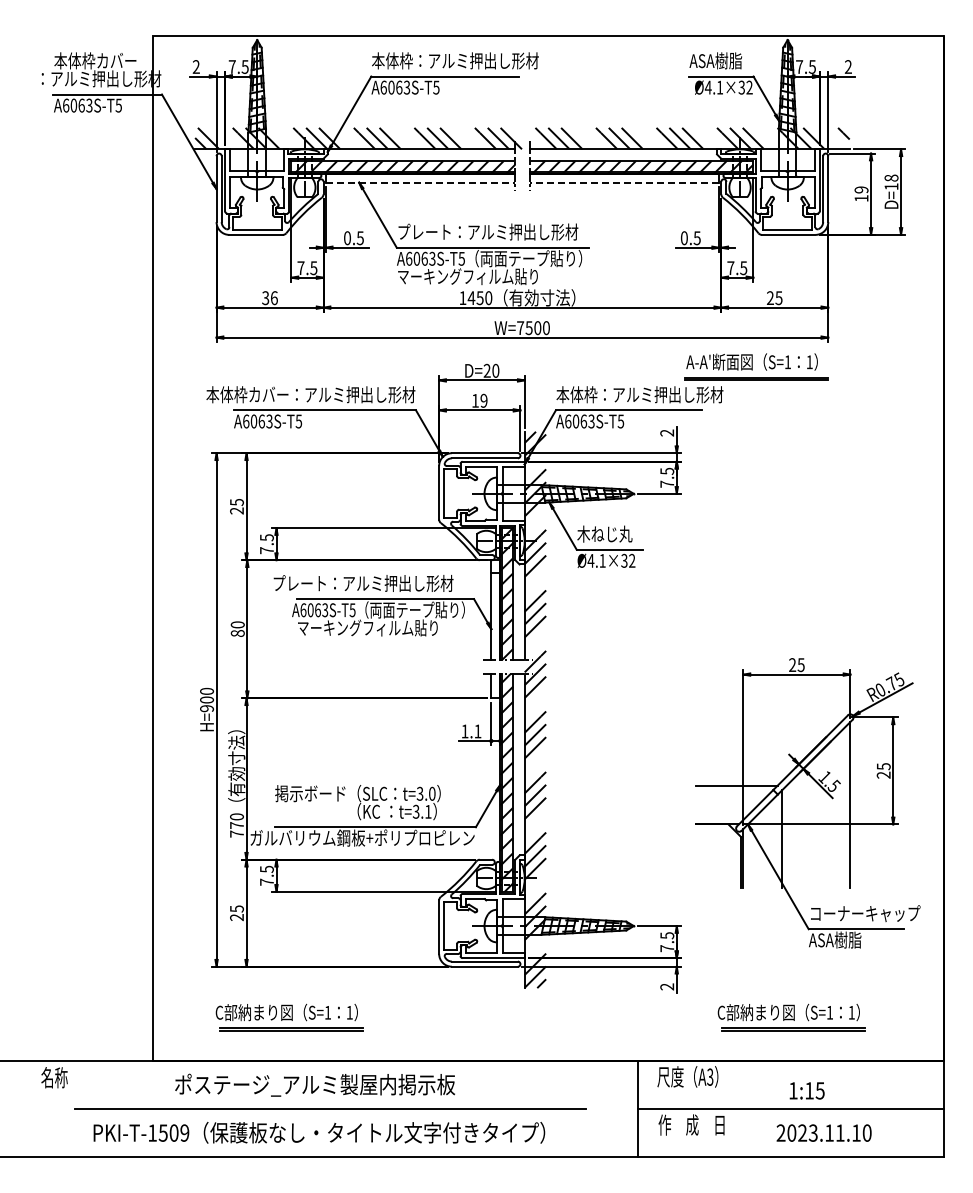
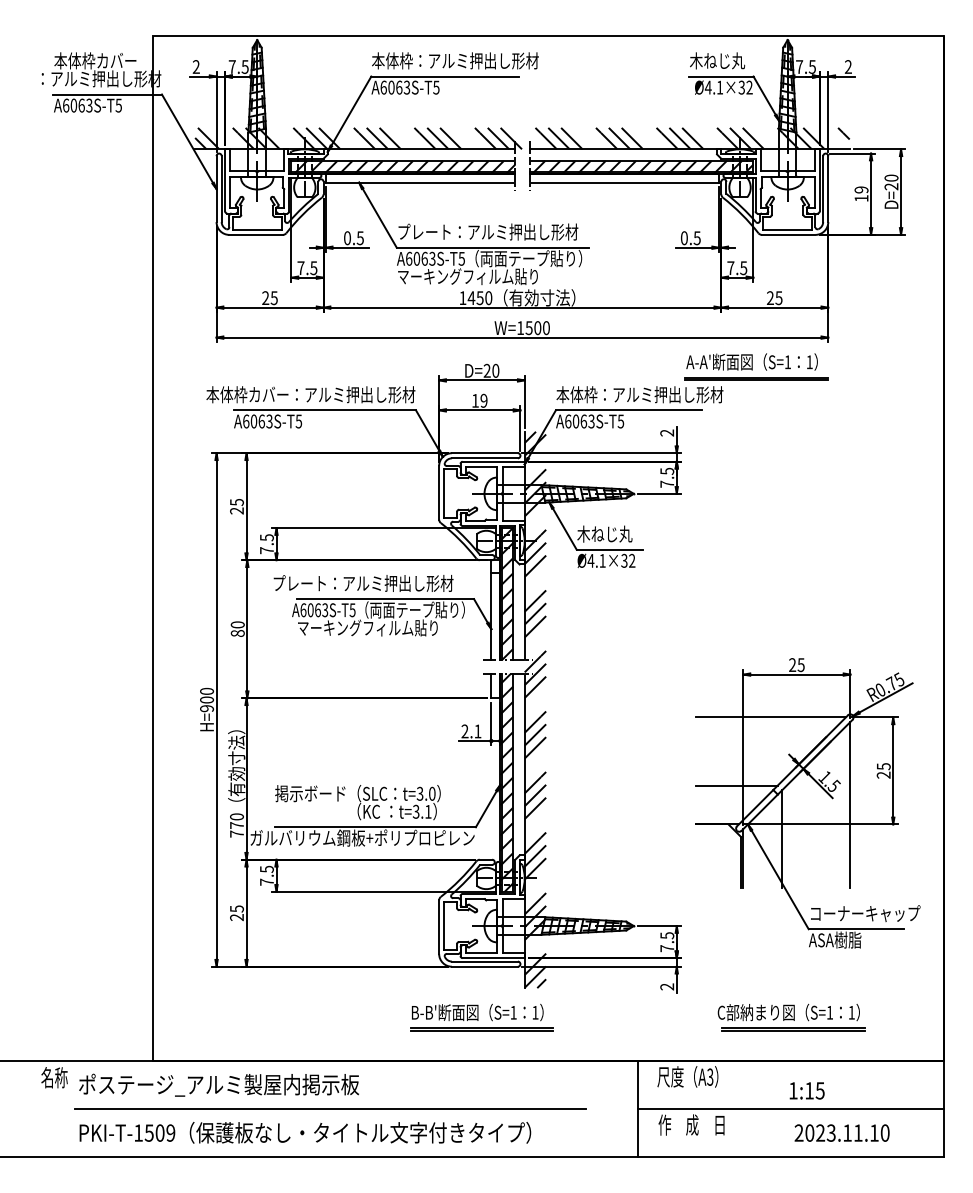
text: ASA樹脂 -> 木ねじ丸 (717, 60)
line: dashed -> solid (420, 182)
line: dashed -> solid (624, 182)
text: D=18 -> D=20 (891, 182)
text: 36 -> 25 (269, 298)
text: W=7500 -> W=1500 (520, 327)
line: none -> present (770, 717)
text: 1.1 -> 2.1 (464, 731)
part: present -> none (289, 1017)
part: none -> present (481, 1017)
text position: (314, 1084) -> (218, 1084) (218, 1084)
text position: (319, 1132) -> (305, 1132) (305, 1132)
text position: (823, 1132) -> (841, 1132) (841, 1132)
